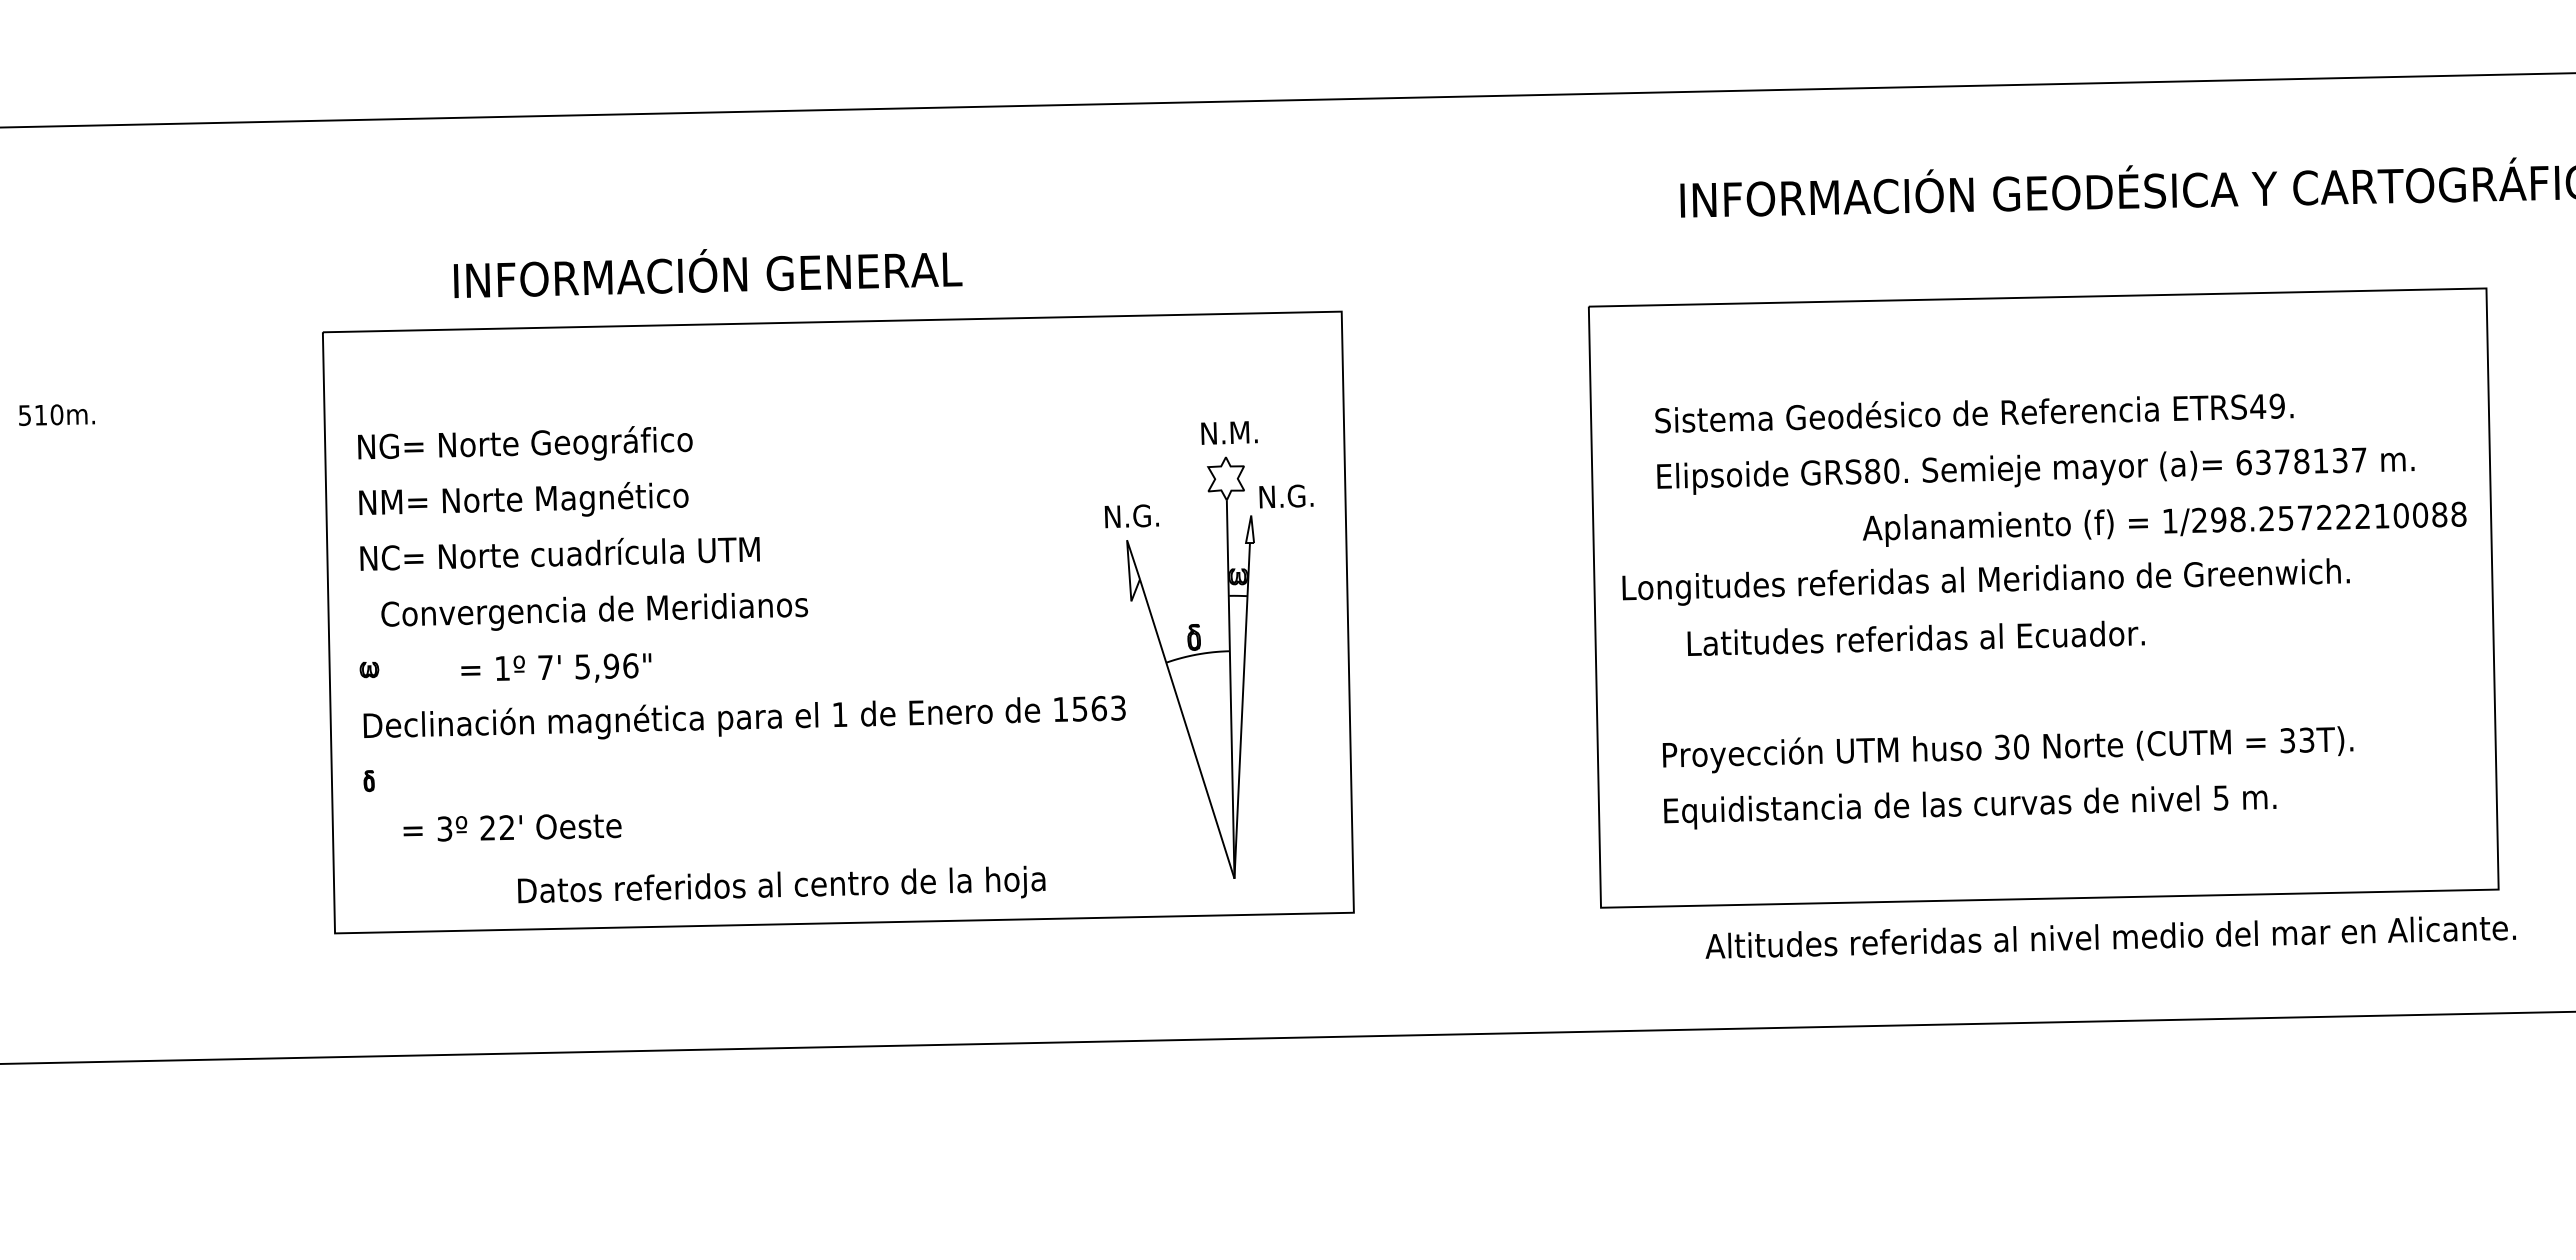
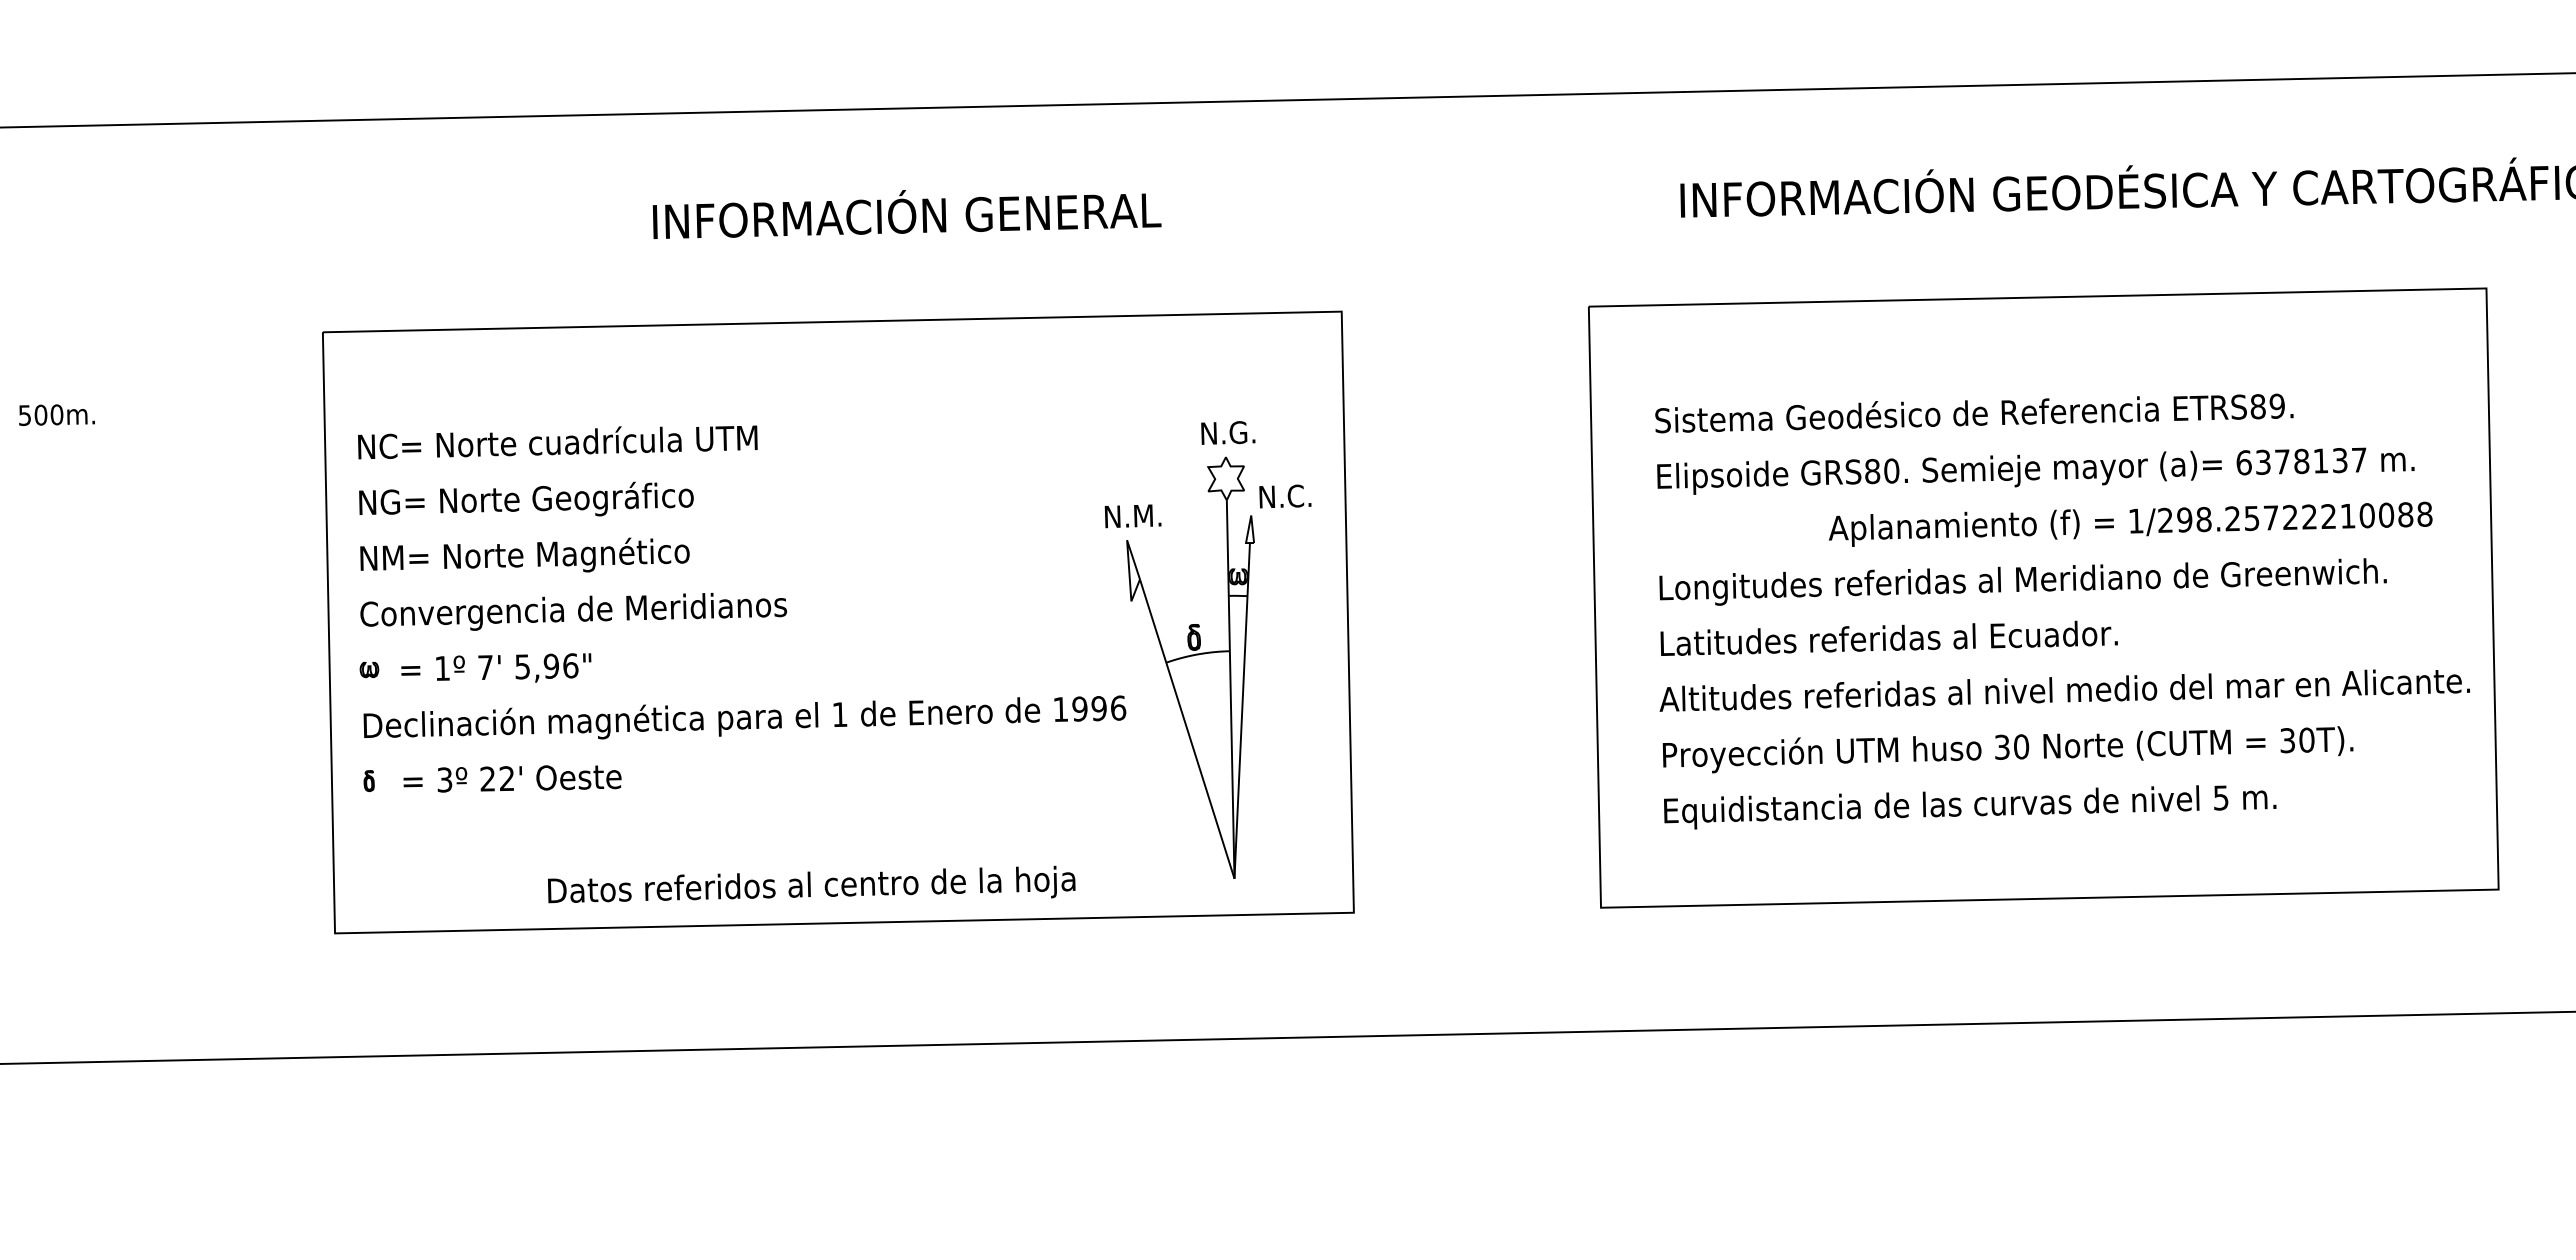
text position: (707, 273) -> (906, 214) (906, 214)
text: ETRS49. -> ETRS89. (2258, 406)
text: 510m. -> 500m. (40, 414)
text: N.M. -> N.G. (1243, 432)
text: NG= Norte Geográfico -> NC= Norte cuadrícula UTM (574, 442)
text: N.G. -> N.C. (1305, 496)
text: NM= Norte Magnético -> NG= Norte Geográfico (536, 498)
text: N.G. -> N.M. (1147, 515)
text position: (2164, 523) -> (2130, 523) (2130, 523)
text: NC= Norte cuadrícula UTM -> NM= Norte Magnético (570, 554)
text position: (1985, 581) -> (2022, 581) (2022, 581)
text position: (594, 611) -> (573, 611) (573, 611)
text position: (1915, 637) -> (1888, 637) (1888, 637)
text position: (556, 667) -> (496, 667) (496, 667)
text: 1563 -> 1996 (1099, 708)
text: 33T). -> 30T). (2306, 739)
text position: (512, 827) -> (512, 778) (512, 778)
text position: (781, 884) -> (811, 884) (811, 884)
text position: (2110, 937) -> (2064, 690) (2064, 690)
